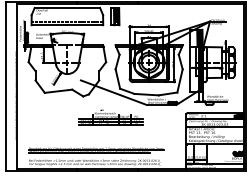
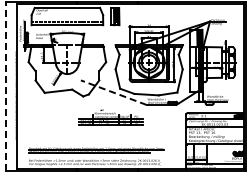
line: solid -> dashed (5, 86)
line: solid -> dashed (113, 92)
